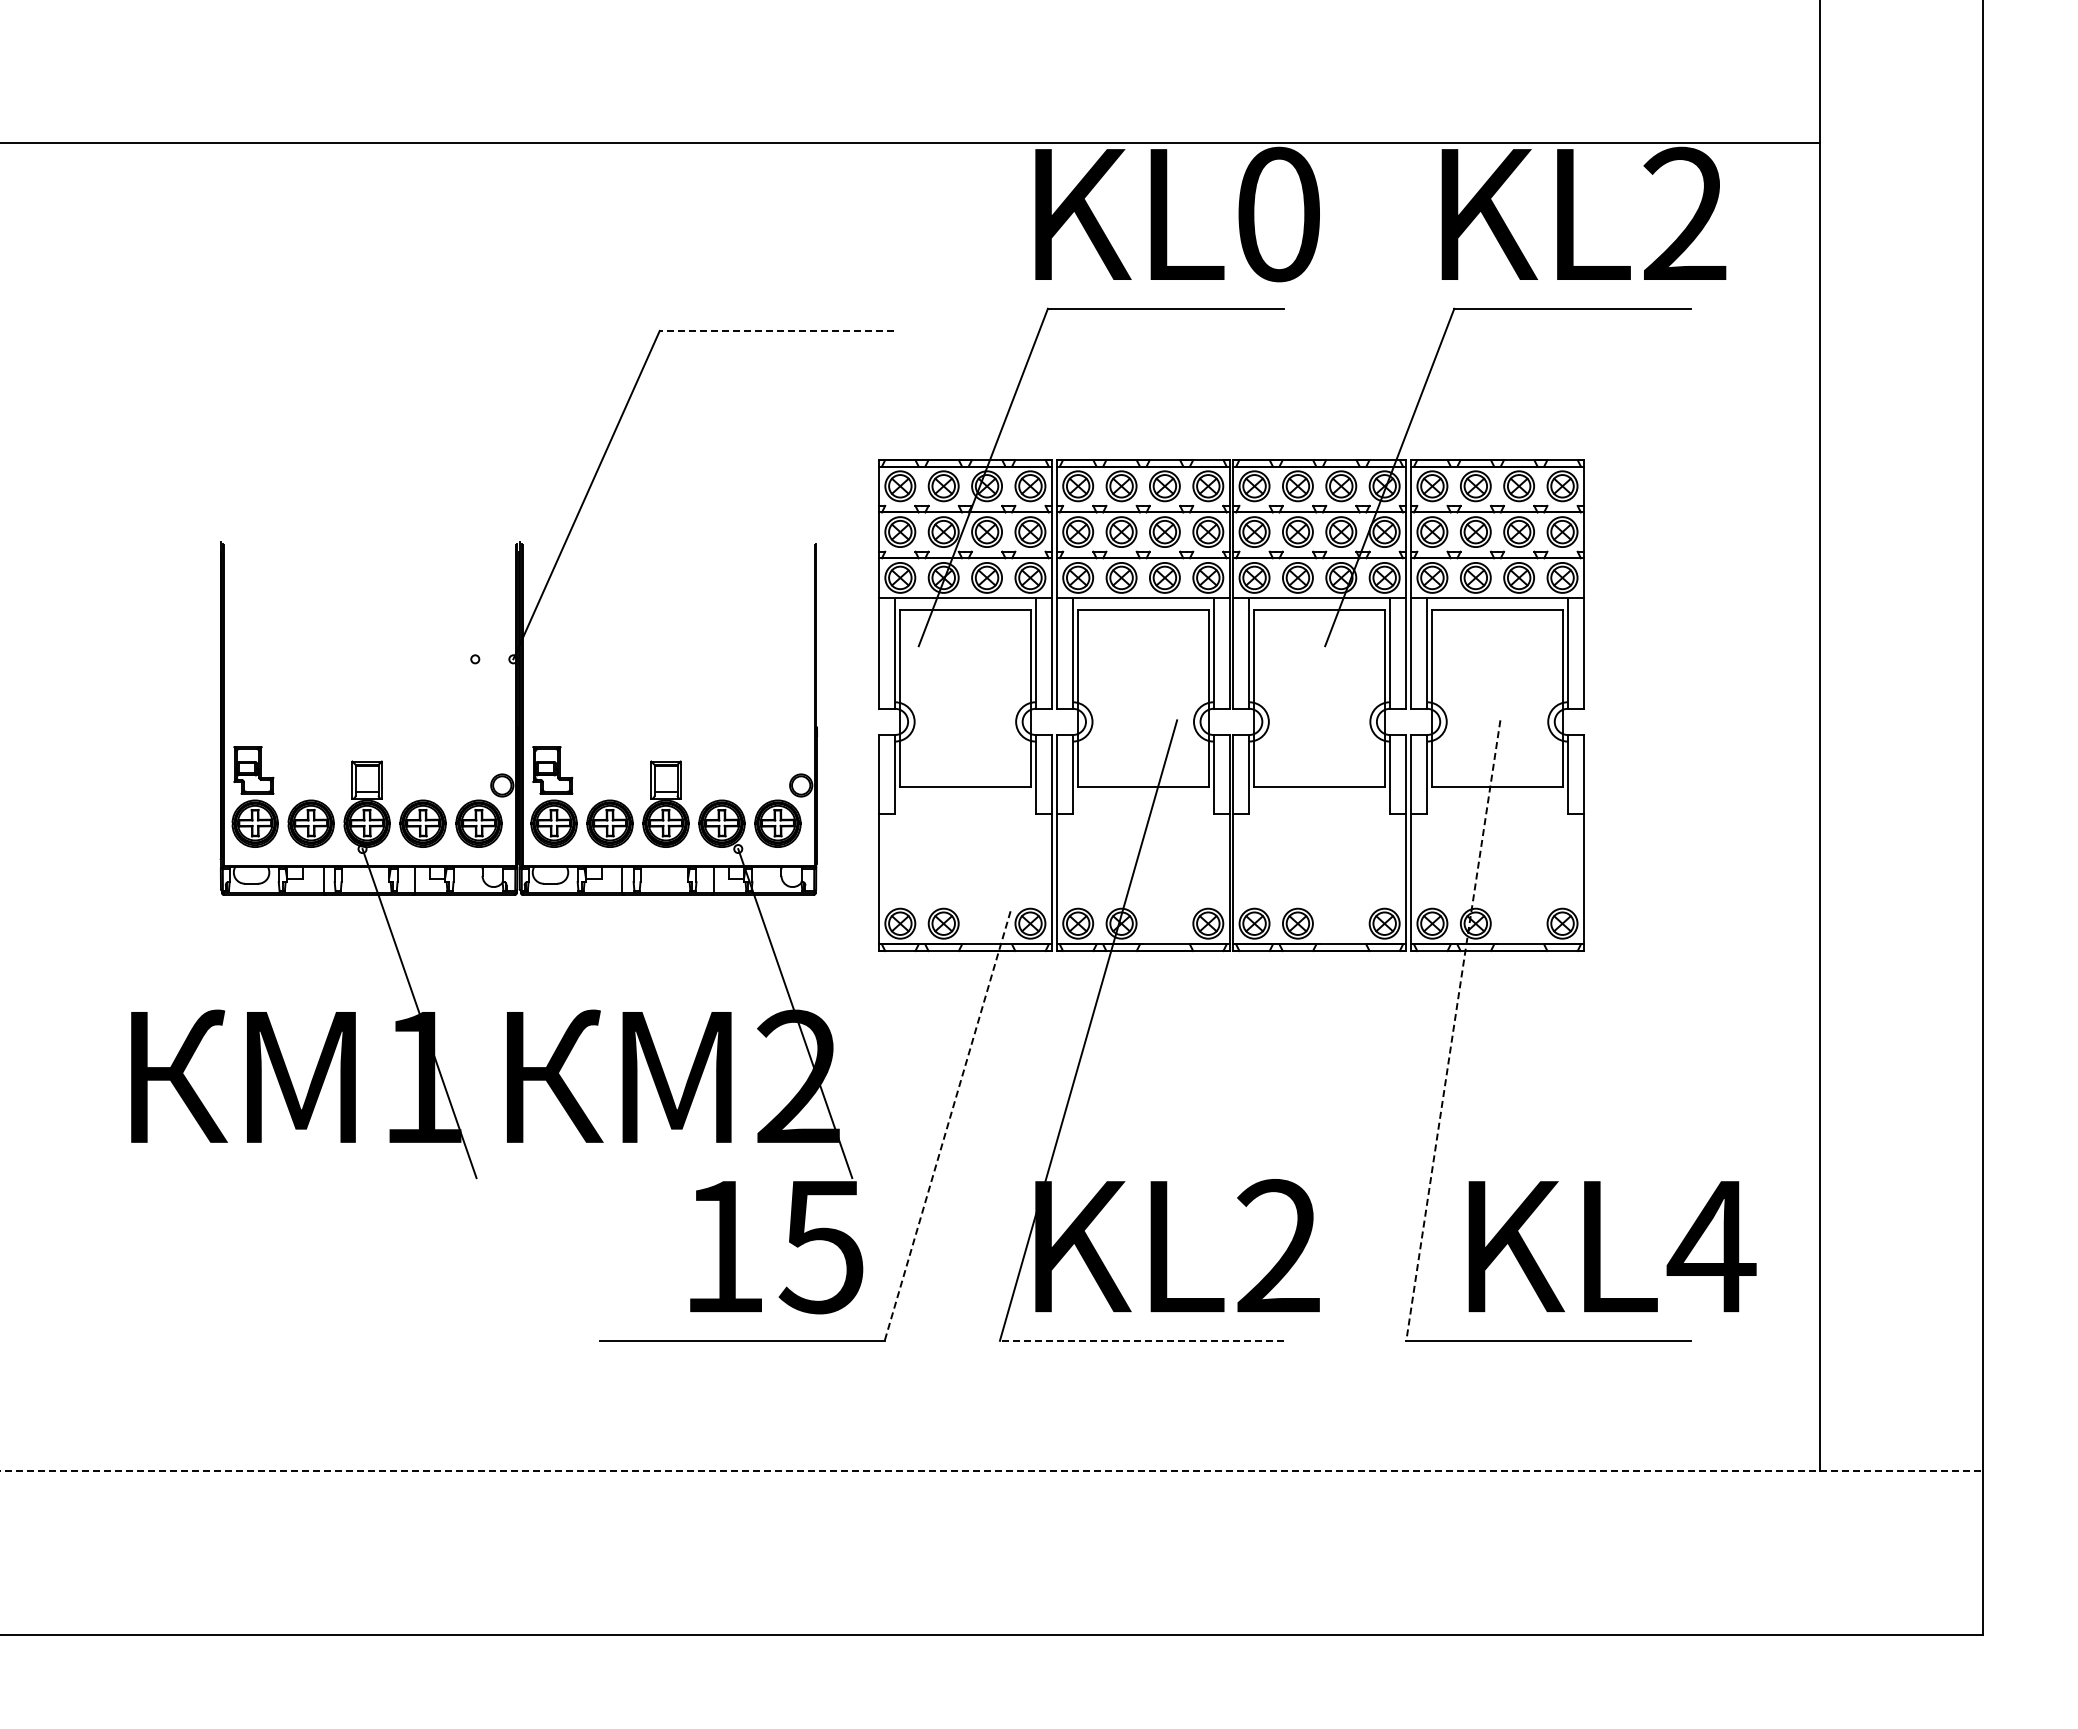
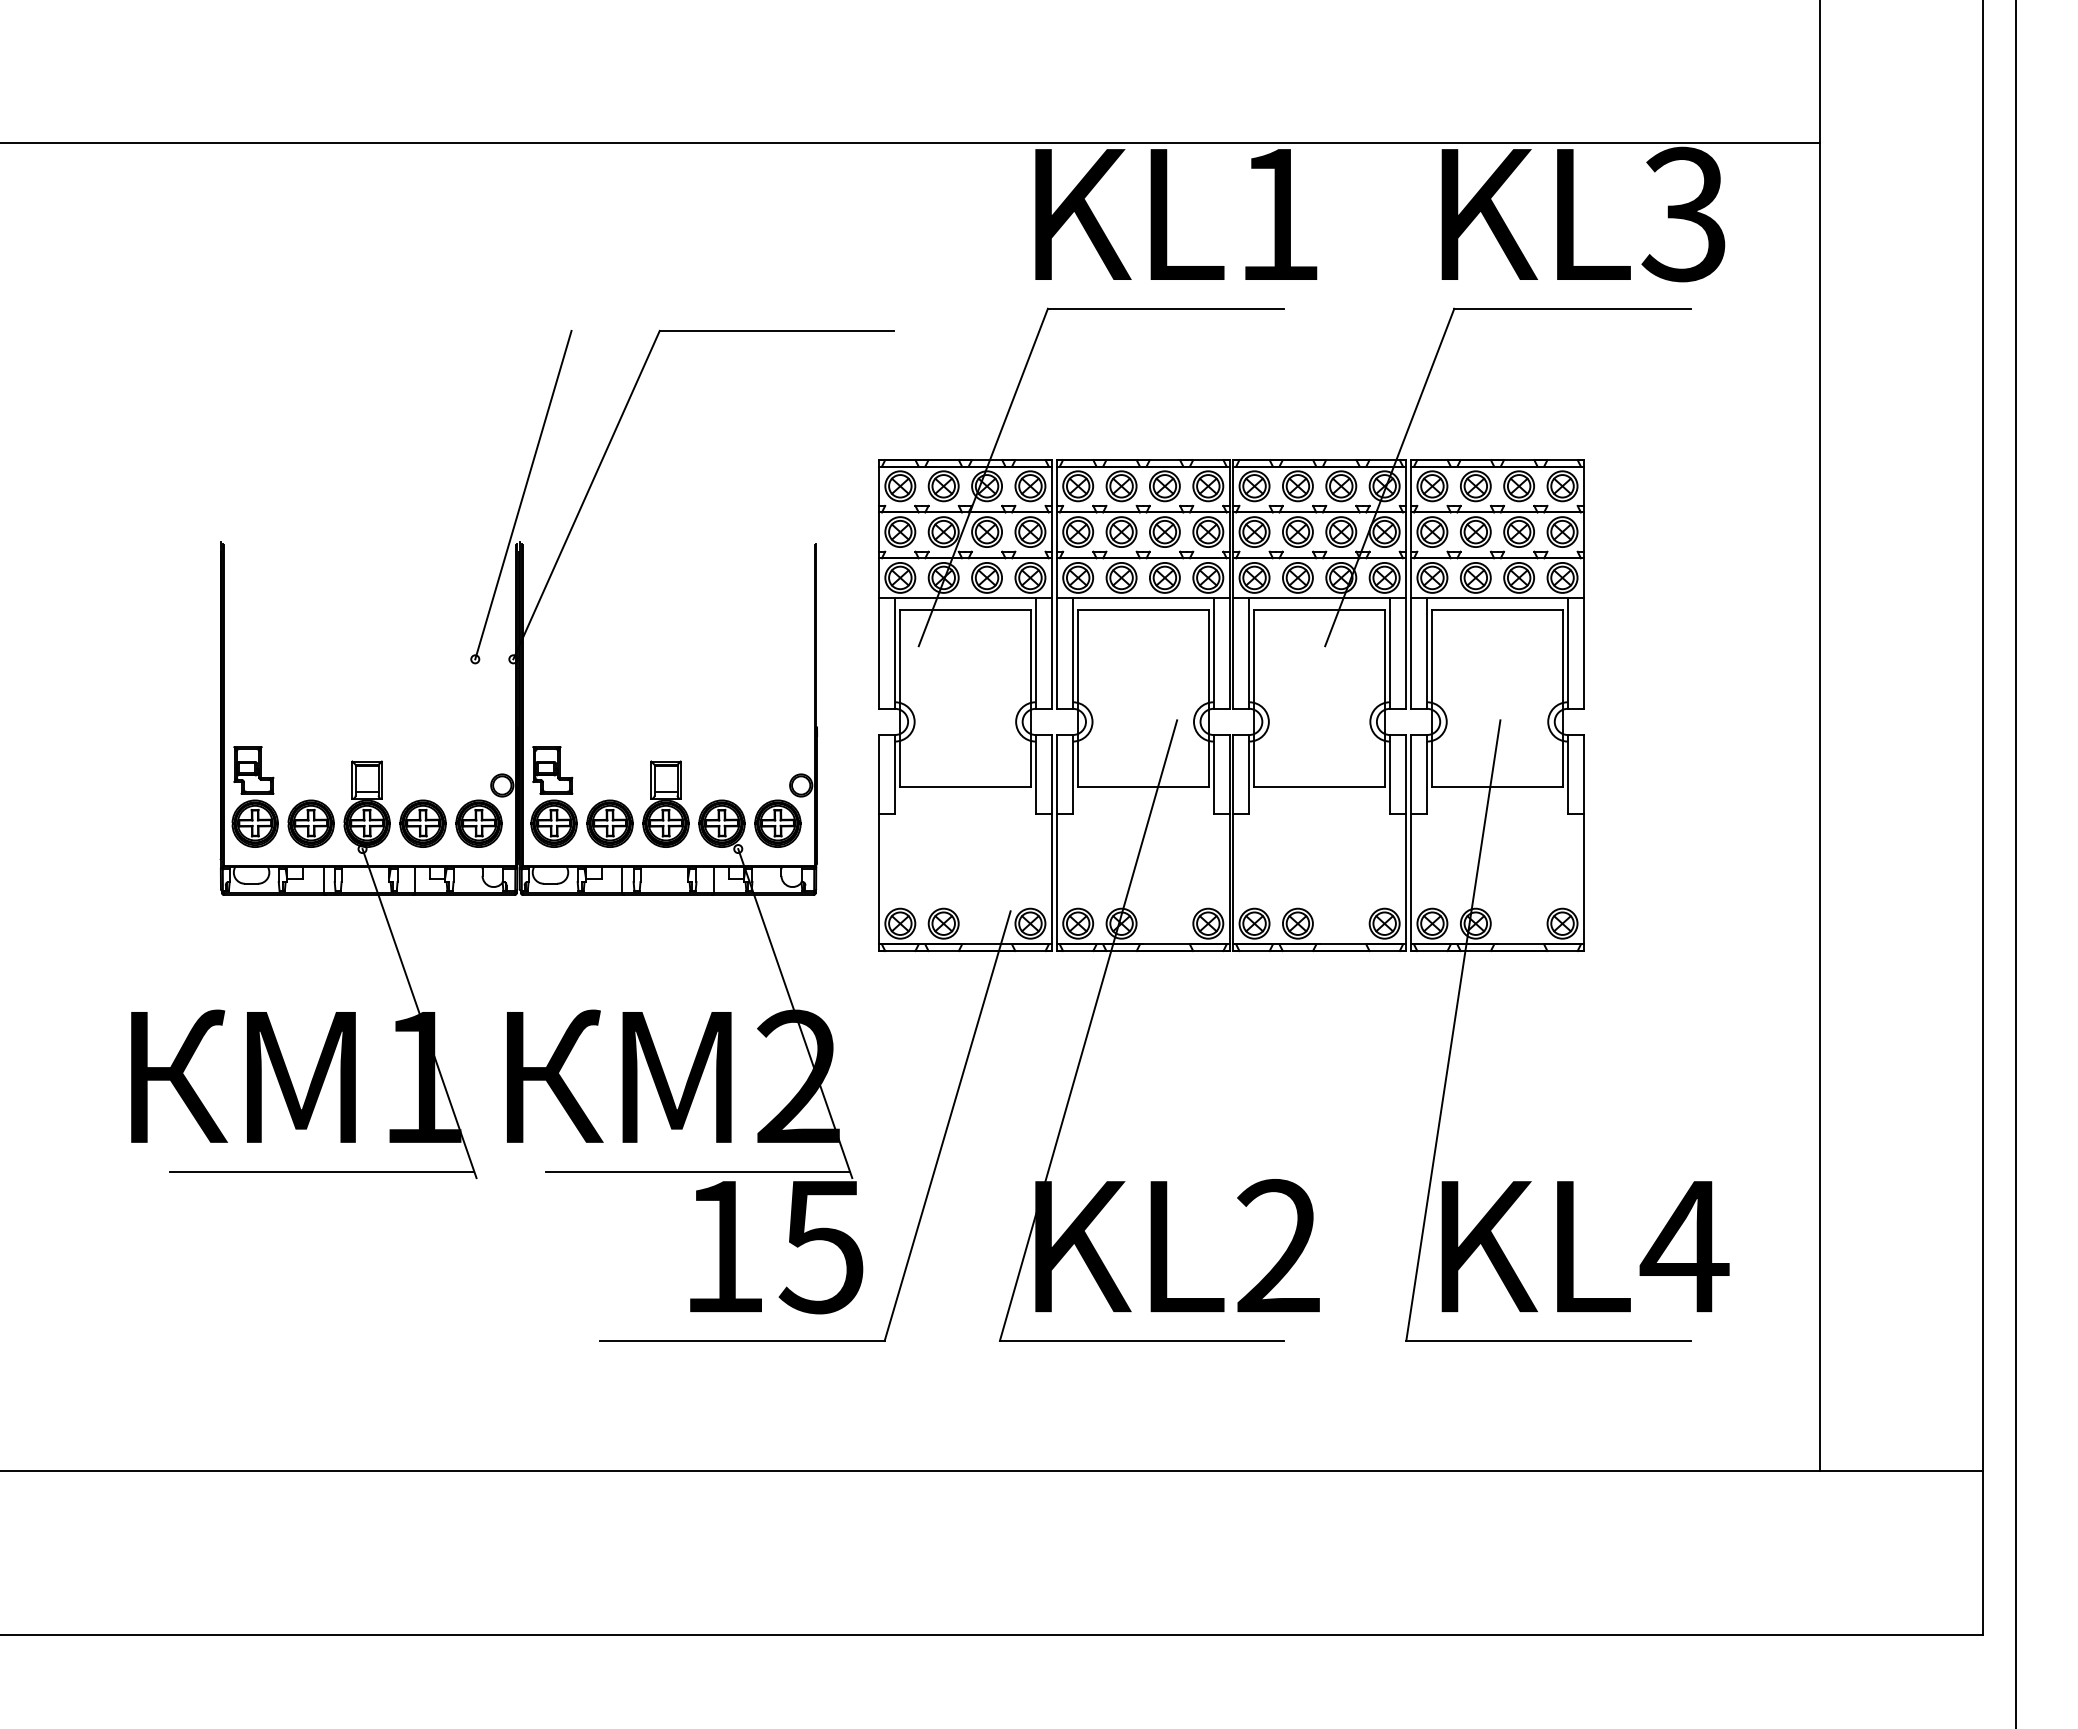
text: KL0 -> KL1 (1278, 214)
text: KL2 -> KL3 (1683, 214)
line: dashed -> solid (776, 330)
line: none -> present (523, 494)
line: none -> present (2015, 863)
line: dashed -> solid (1453, 1030)
line: dashed -> solid (947, 1126)
line: none -> present (322, 1171)
line: none -> present (697, 1171)
text position: (1612, 1246) -> (1585, 1246) (1585, 1246)
line: dashed -> solid (1141, 1340)
line: dashed -> solid (992, 1471)
